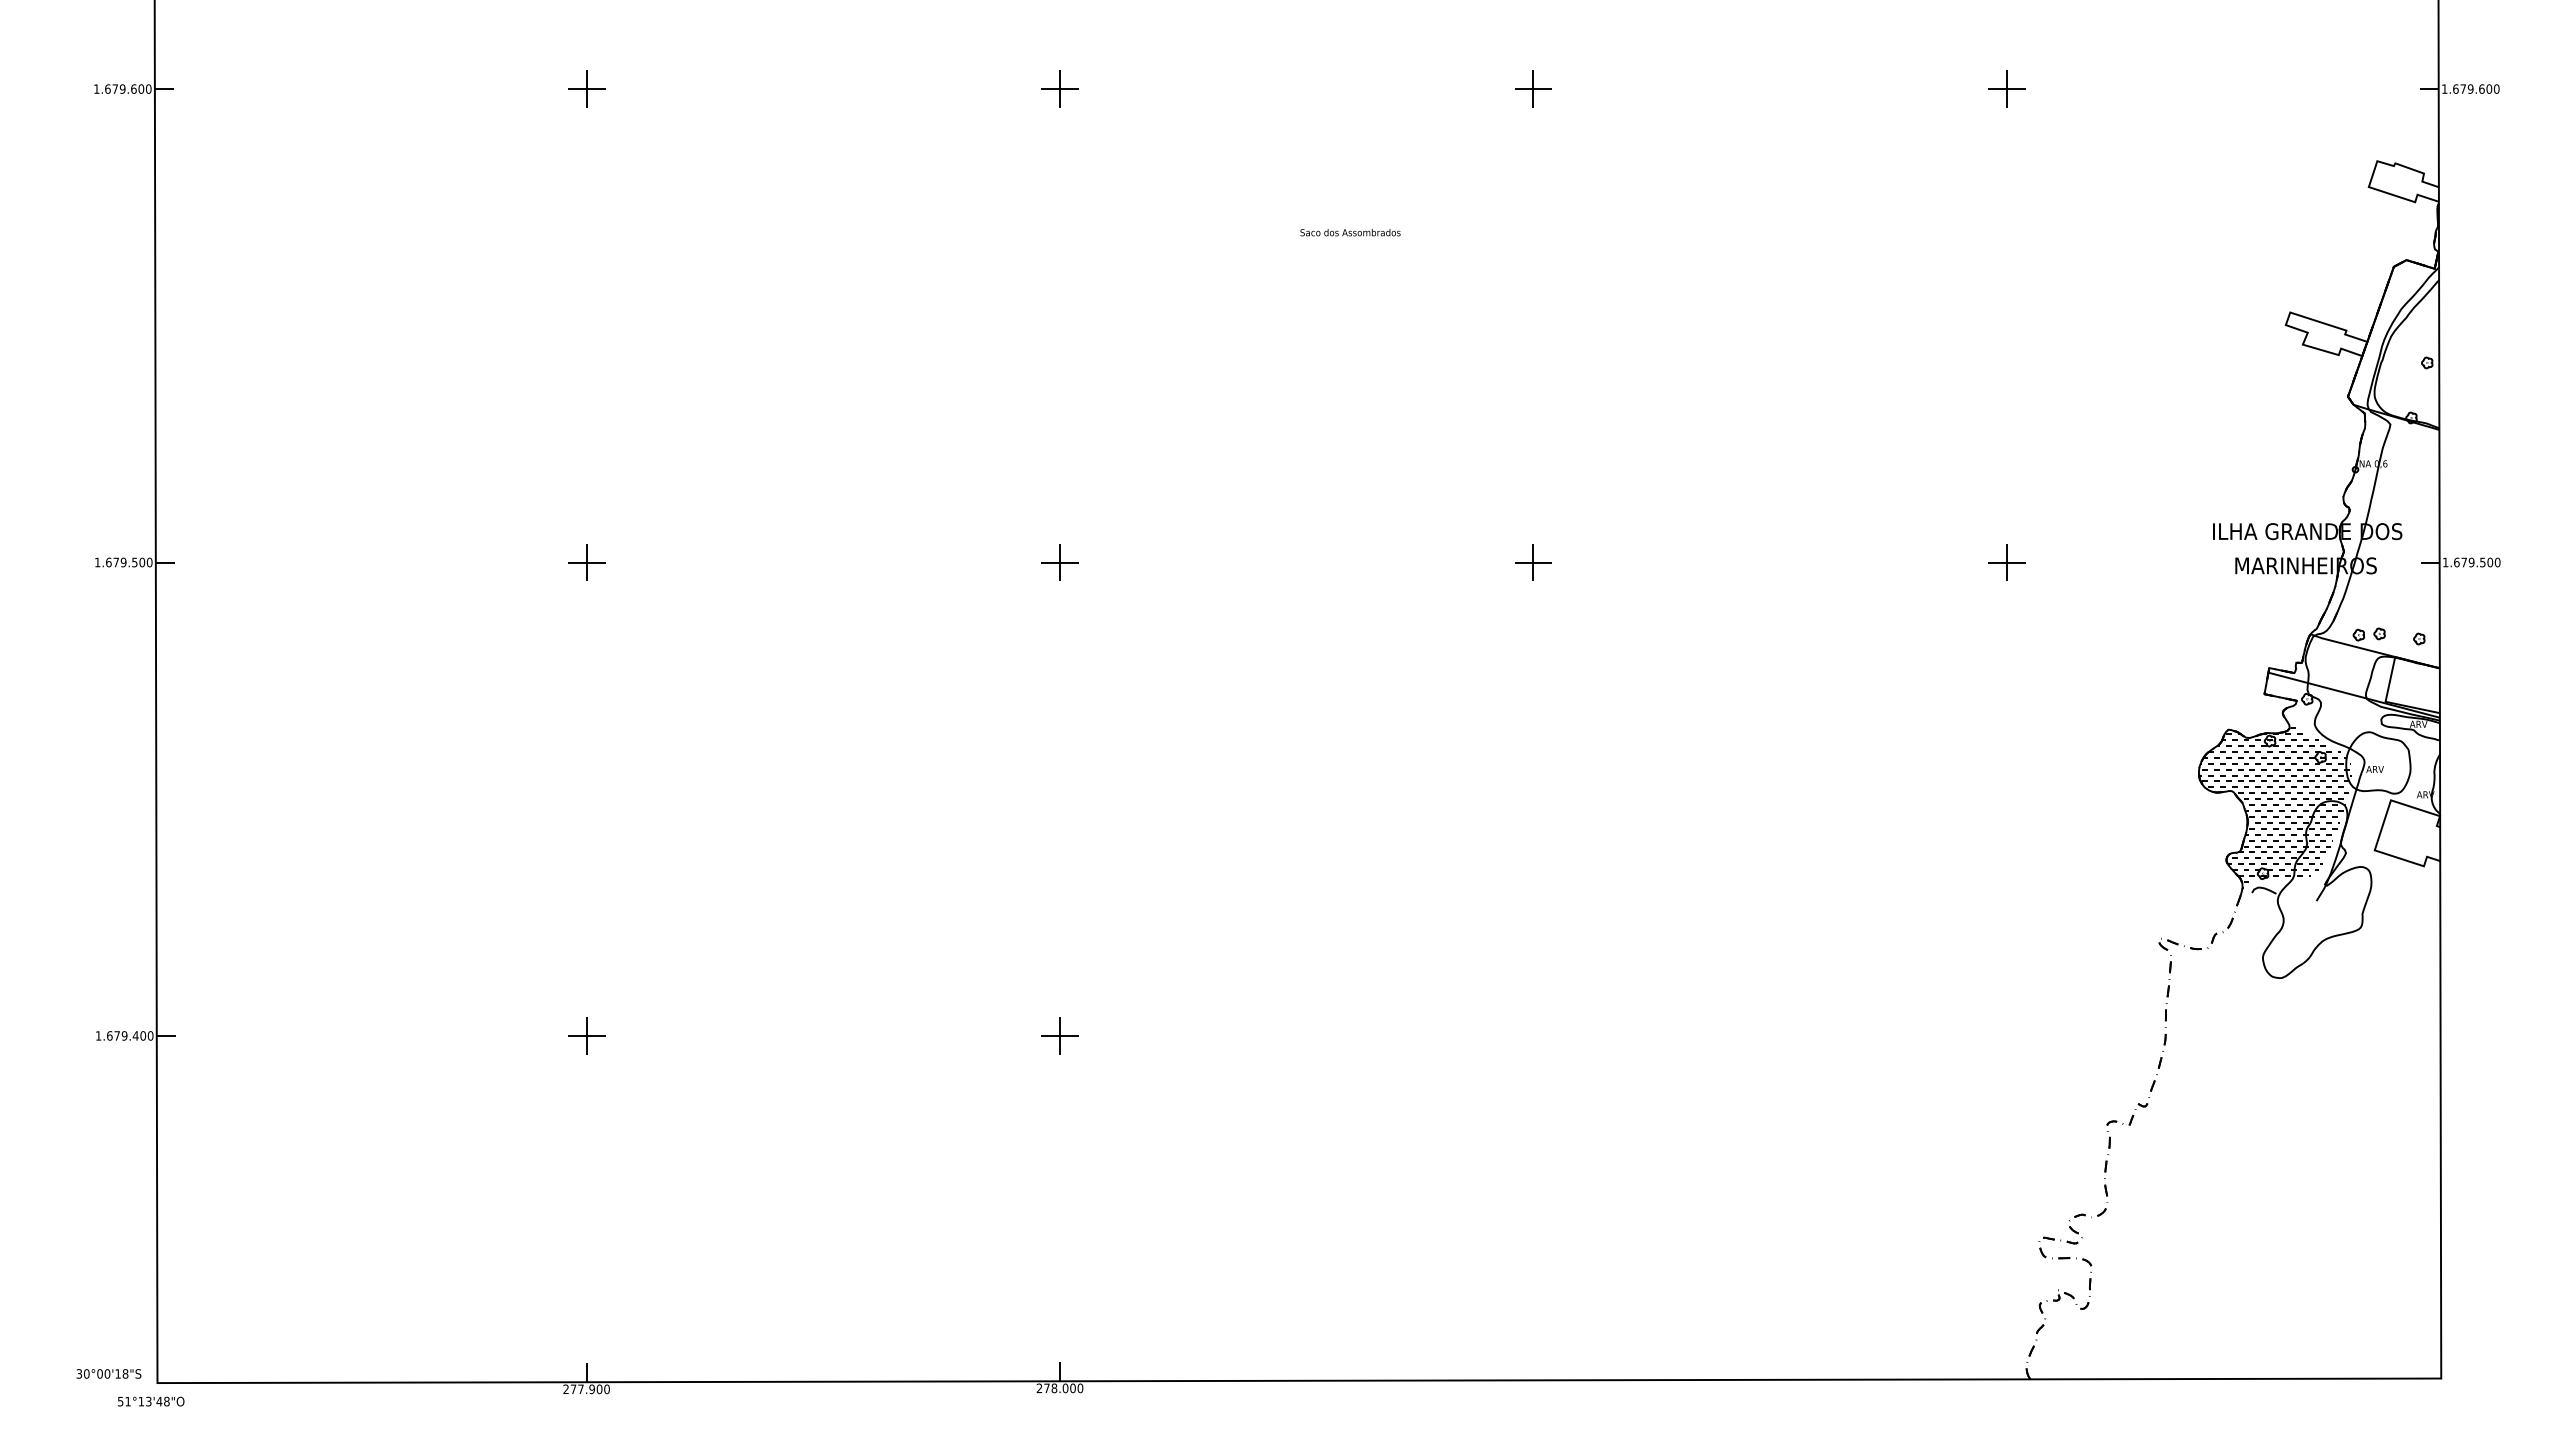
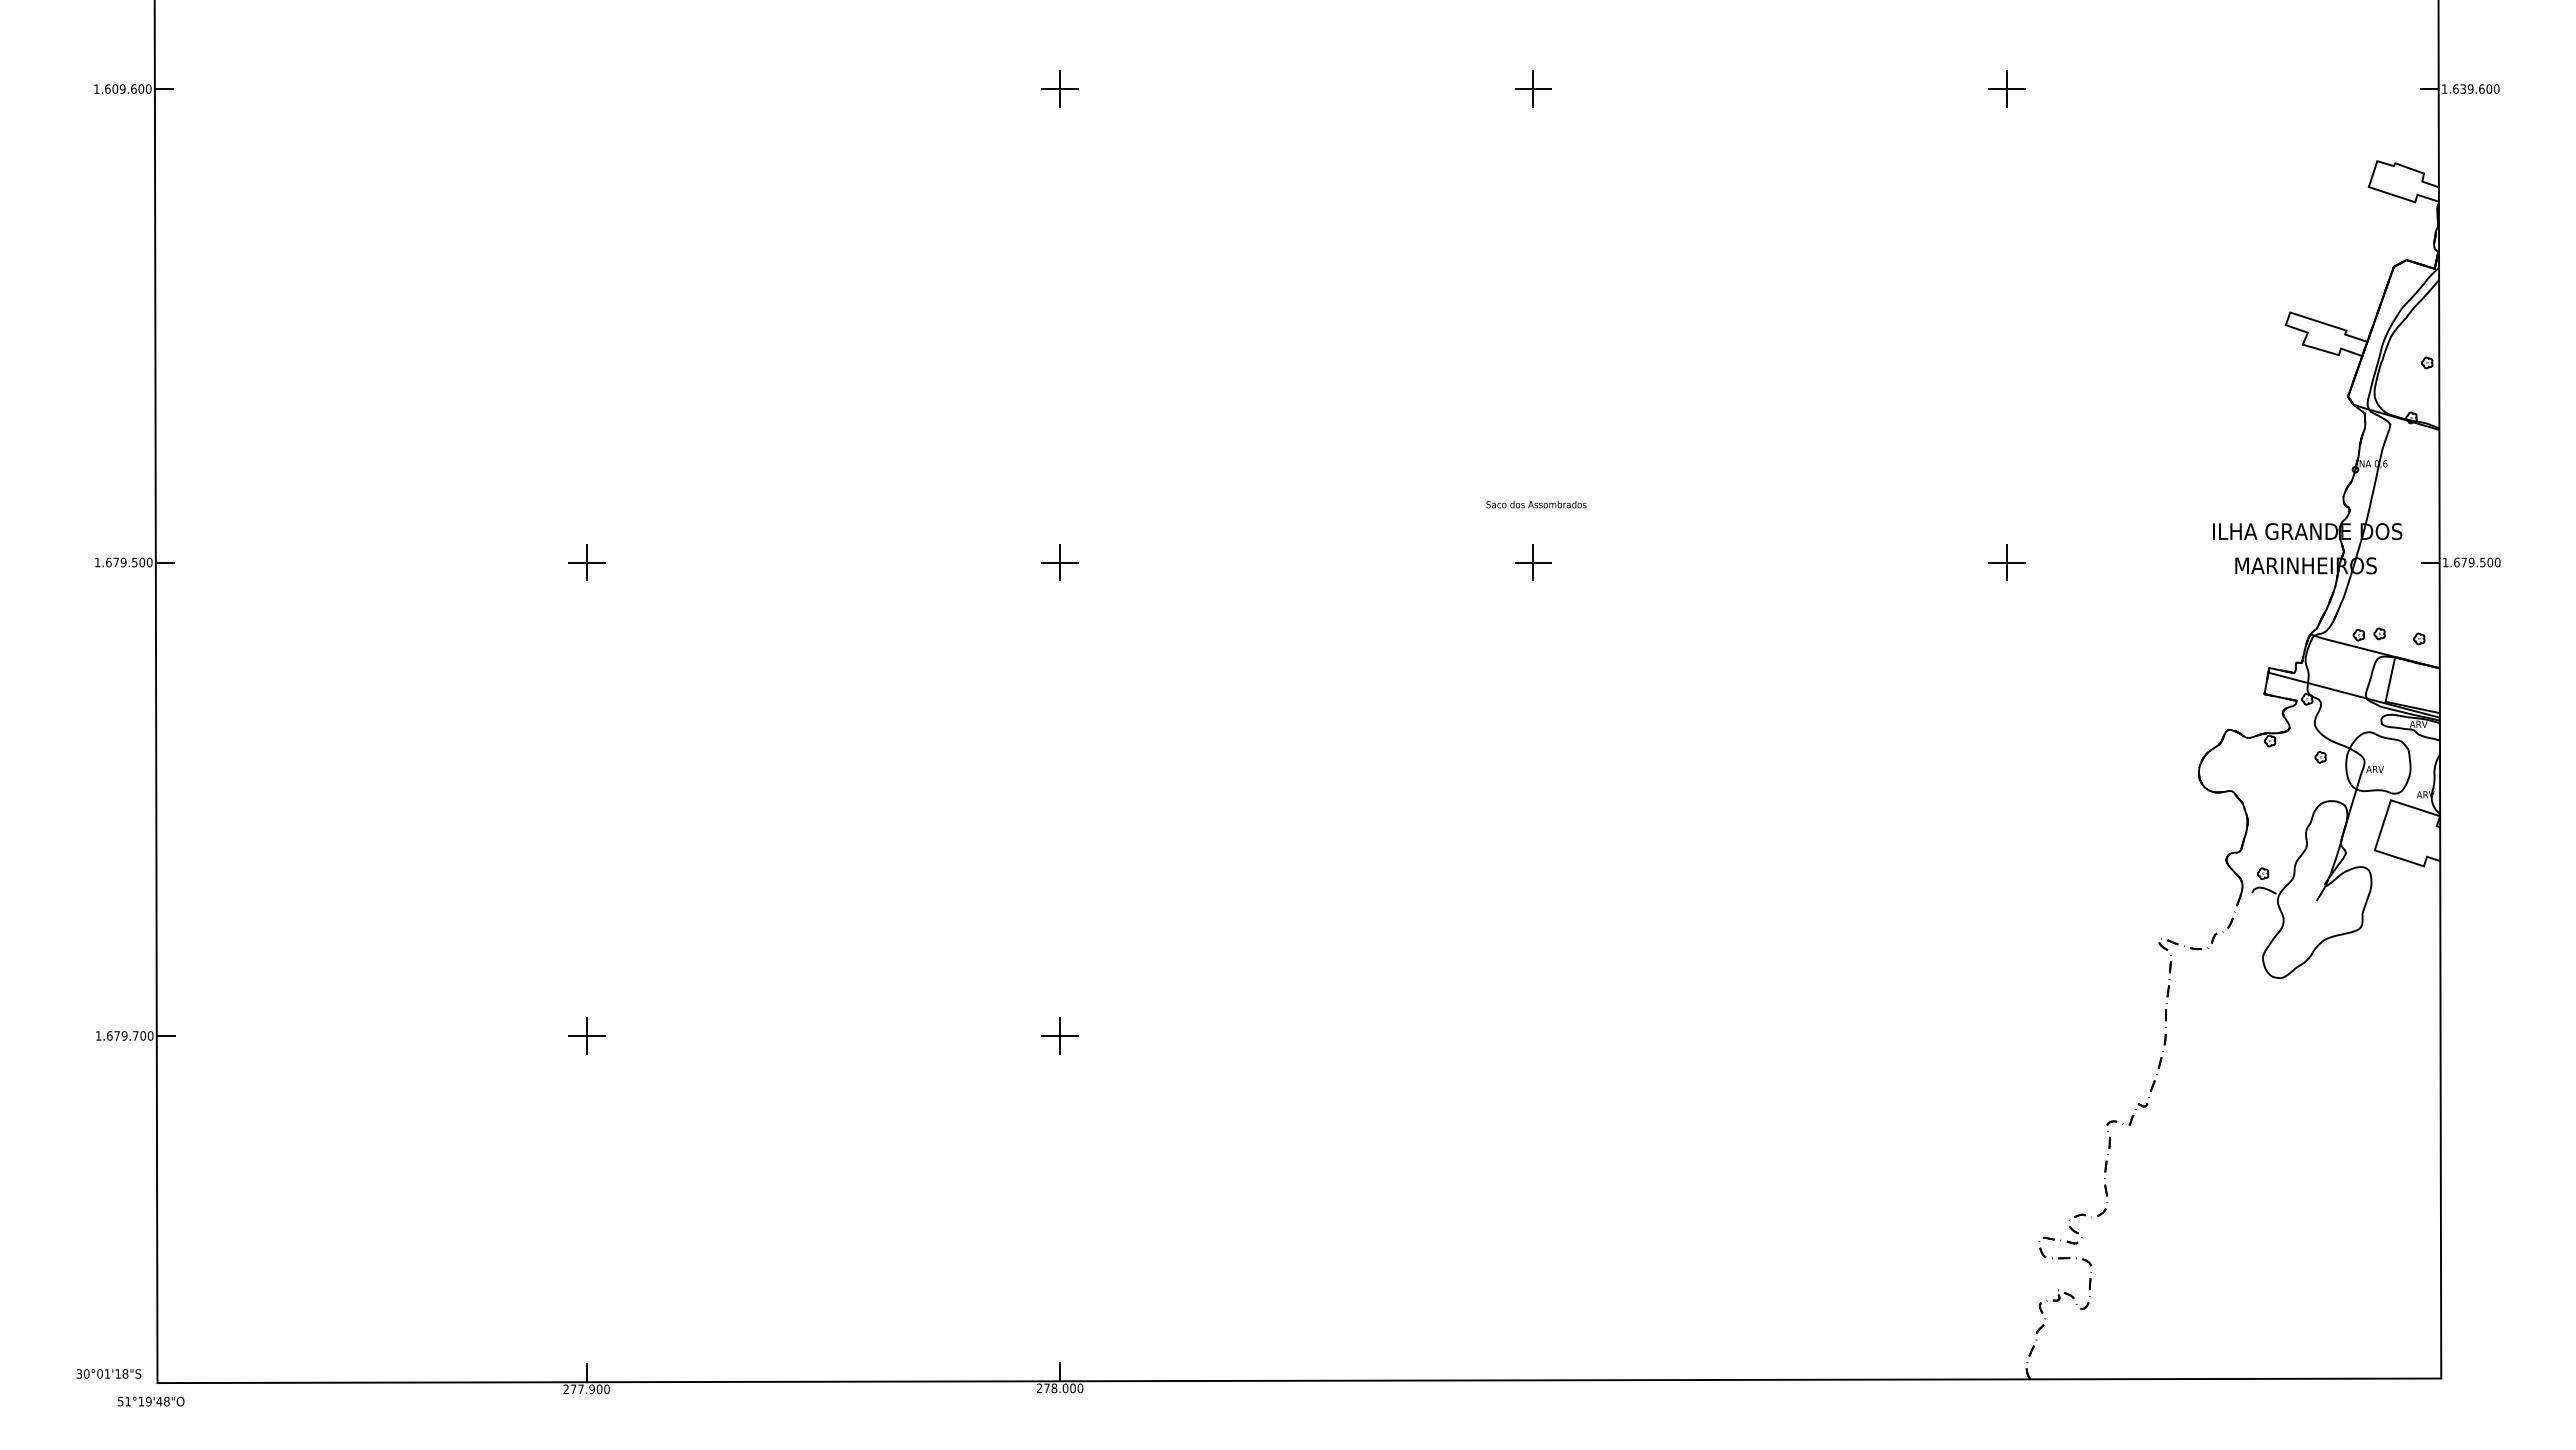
text: 1.679.600 -> 1.609.600 (115, 88)
part: present -> none (586, 88)
text: 1.679.600 -> 1.639.600 (2462, 88)
text position: (1350, 232) -> (1536, 504) (1536, 504)
hatch: present -> none (2275, 807)
text: 1.679.400 -> 1.679.700 (135, 1035)
text: 30°00'18"S -> 30°01'18"S (107, 1373)
text: 51°13'48"O -> 51°19'48"O (148, 1401)
